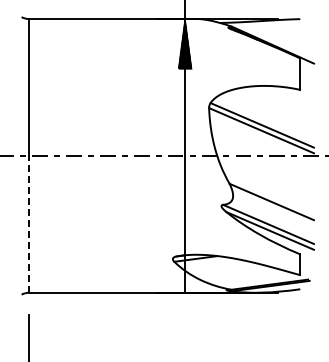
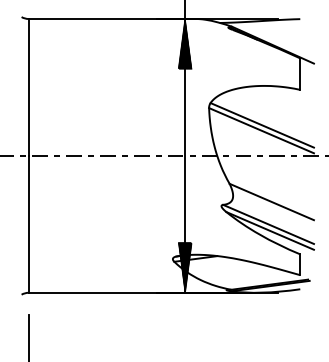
line: dashed -> solid (28, 223)
hatch: none -> present (184, 267)
